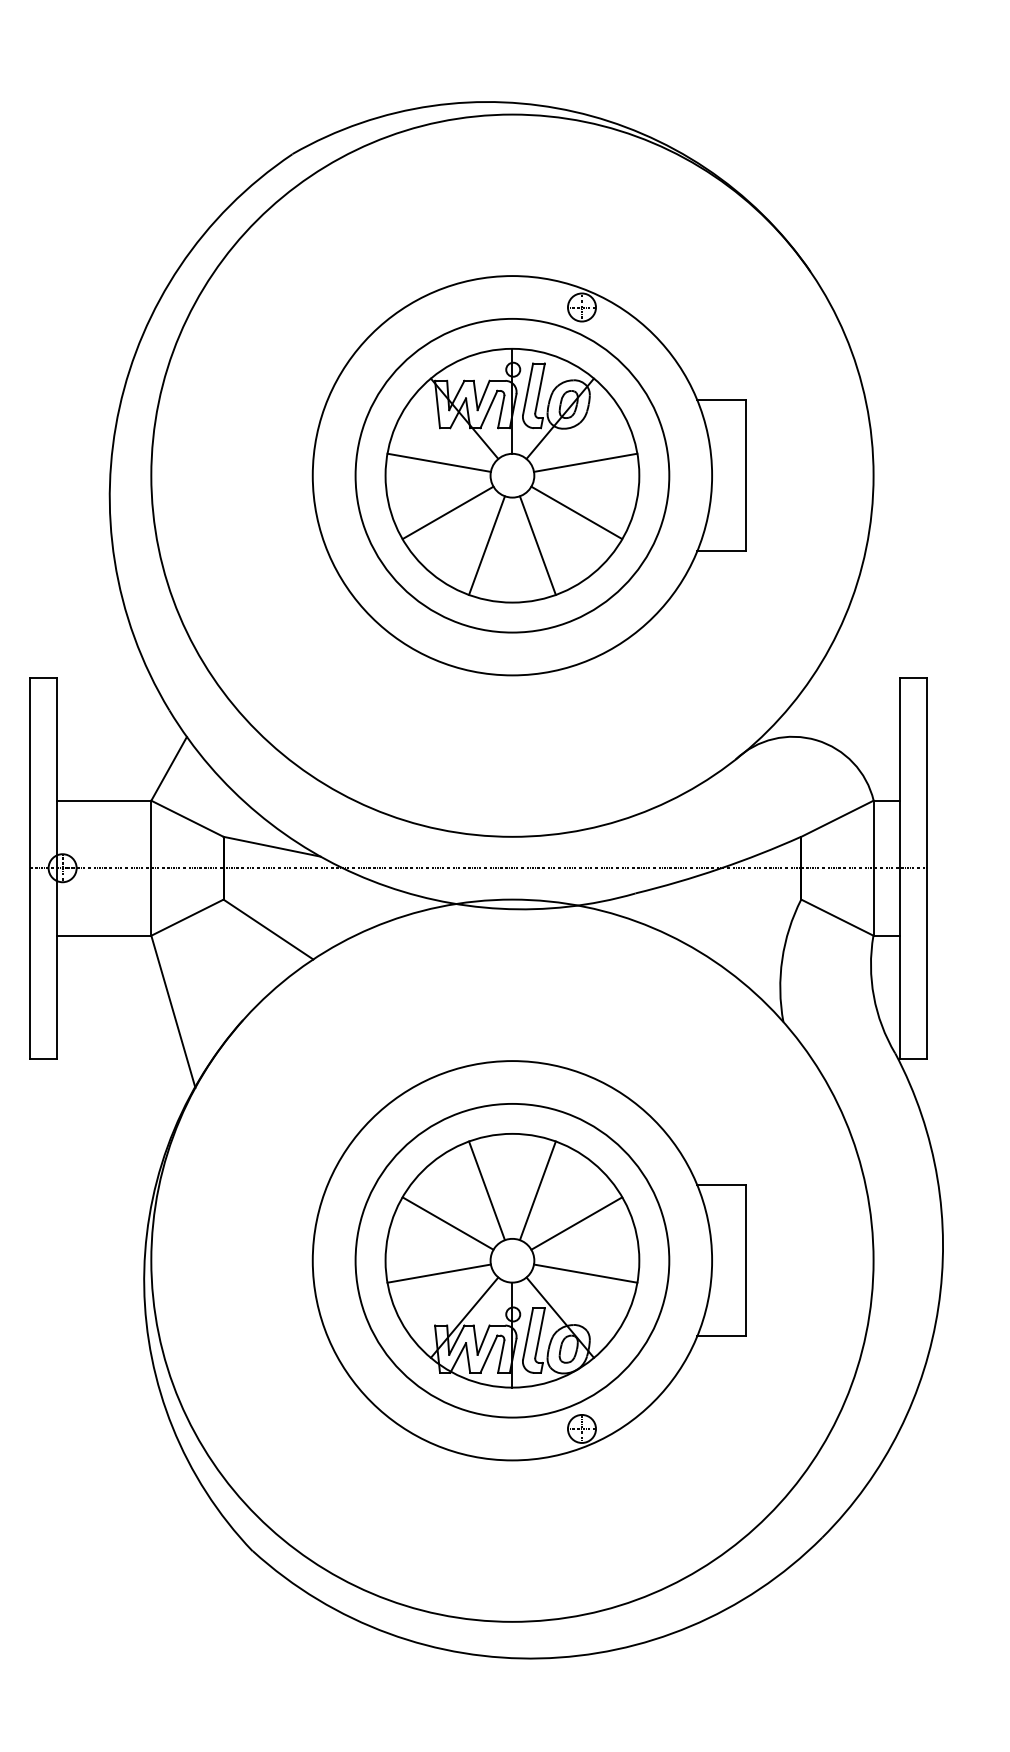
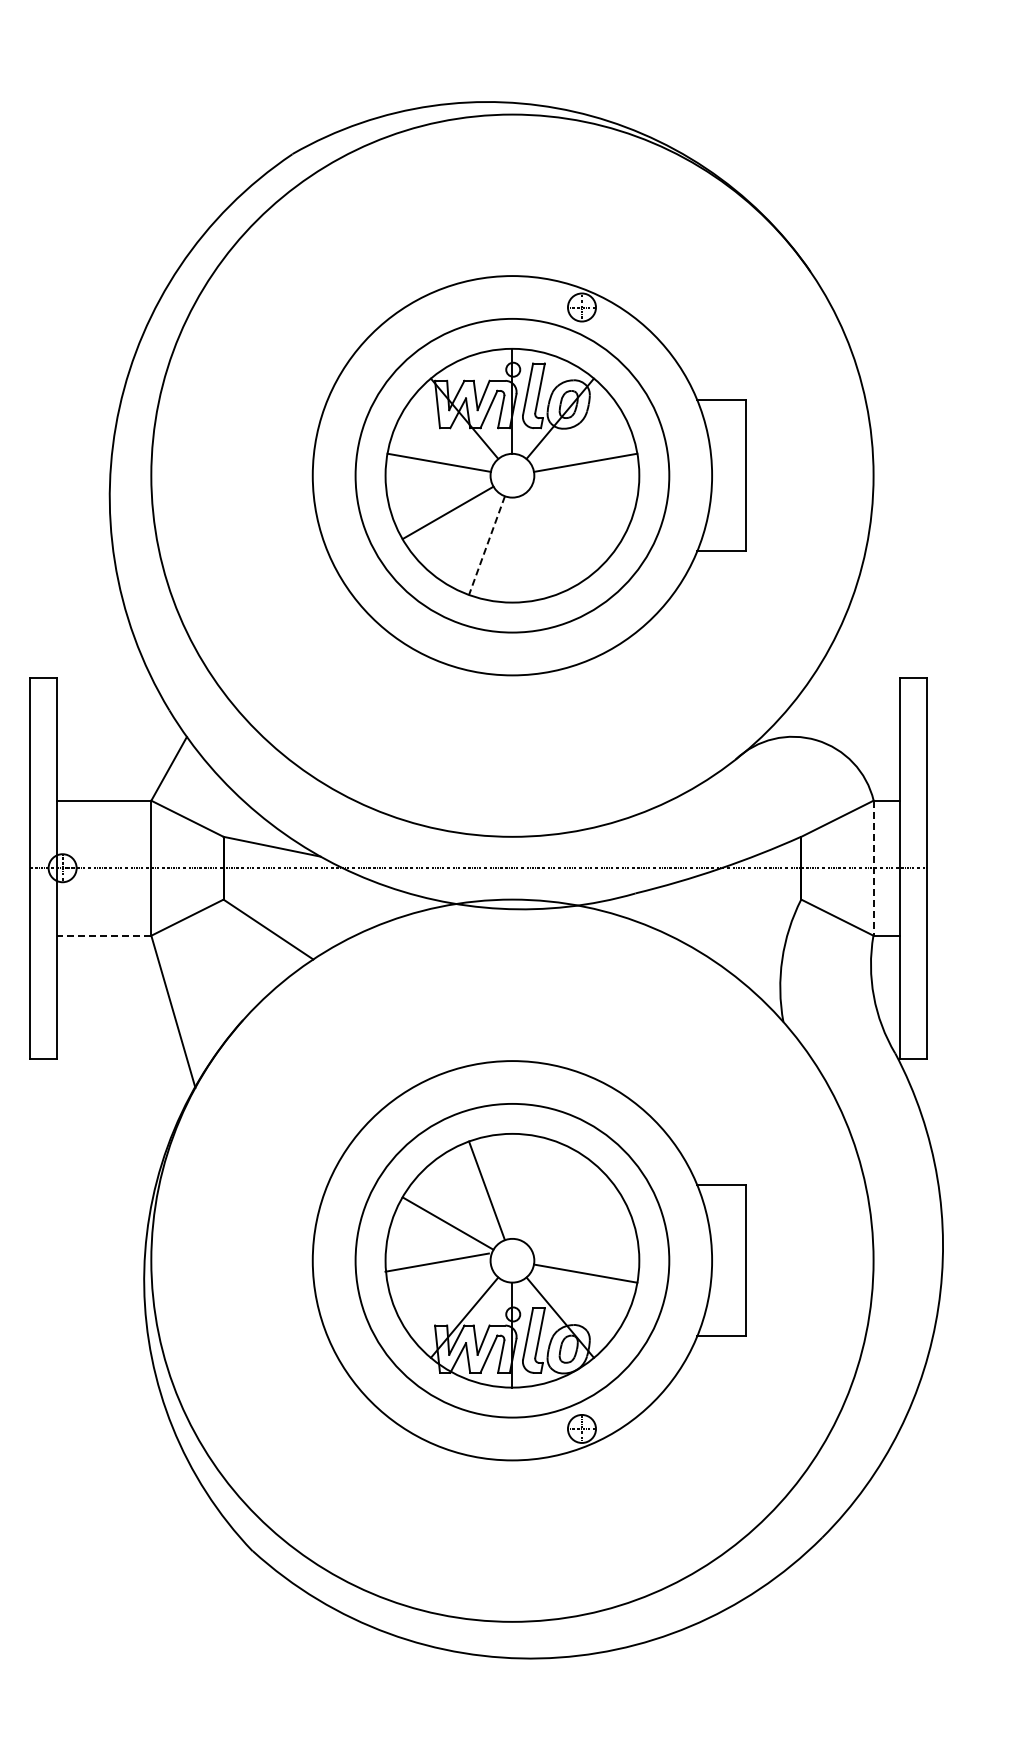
line: present -> none (576, 512)
line: present -> none (537, 545)
line: solid -> dashed (486, 546)
line: solid -> dashed (873, 868)
line: solid -> dashed (103, 935)
line: present -> none (537, 1190)
line: present -> none (576, 1223)
line position: (438, 1273) -> (436, 1262) (436, 1262)
